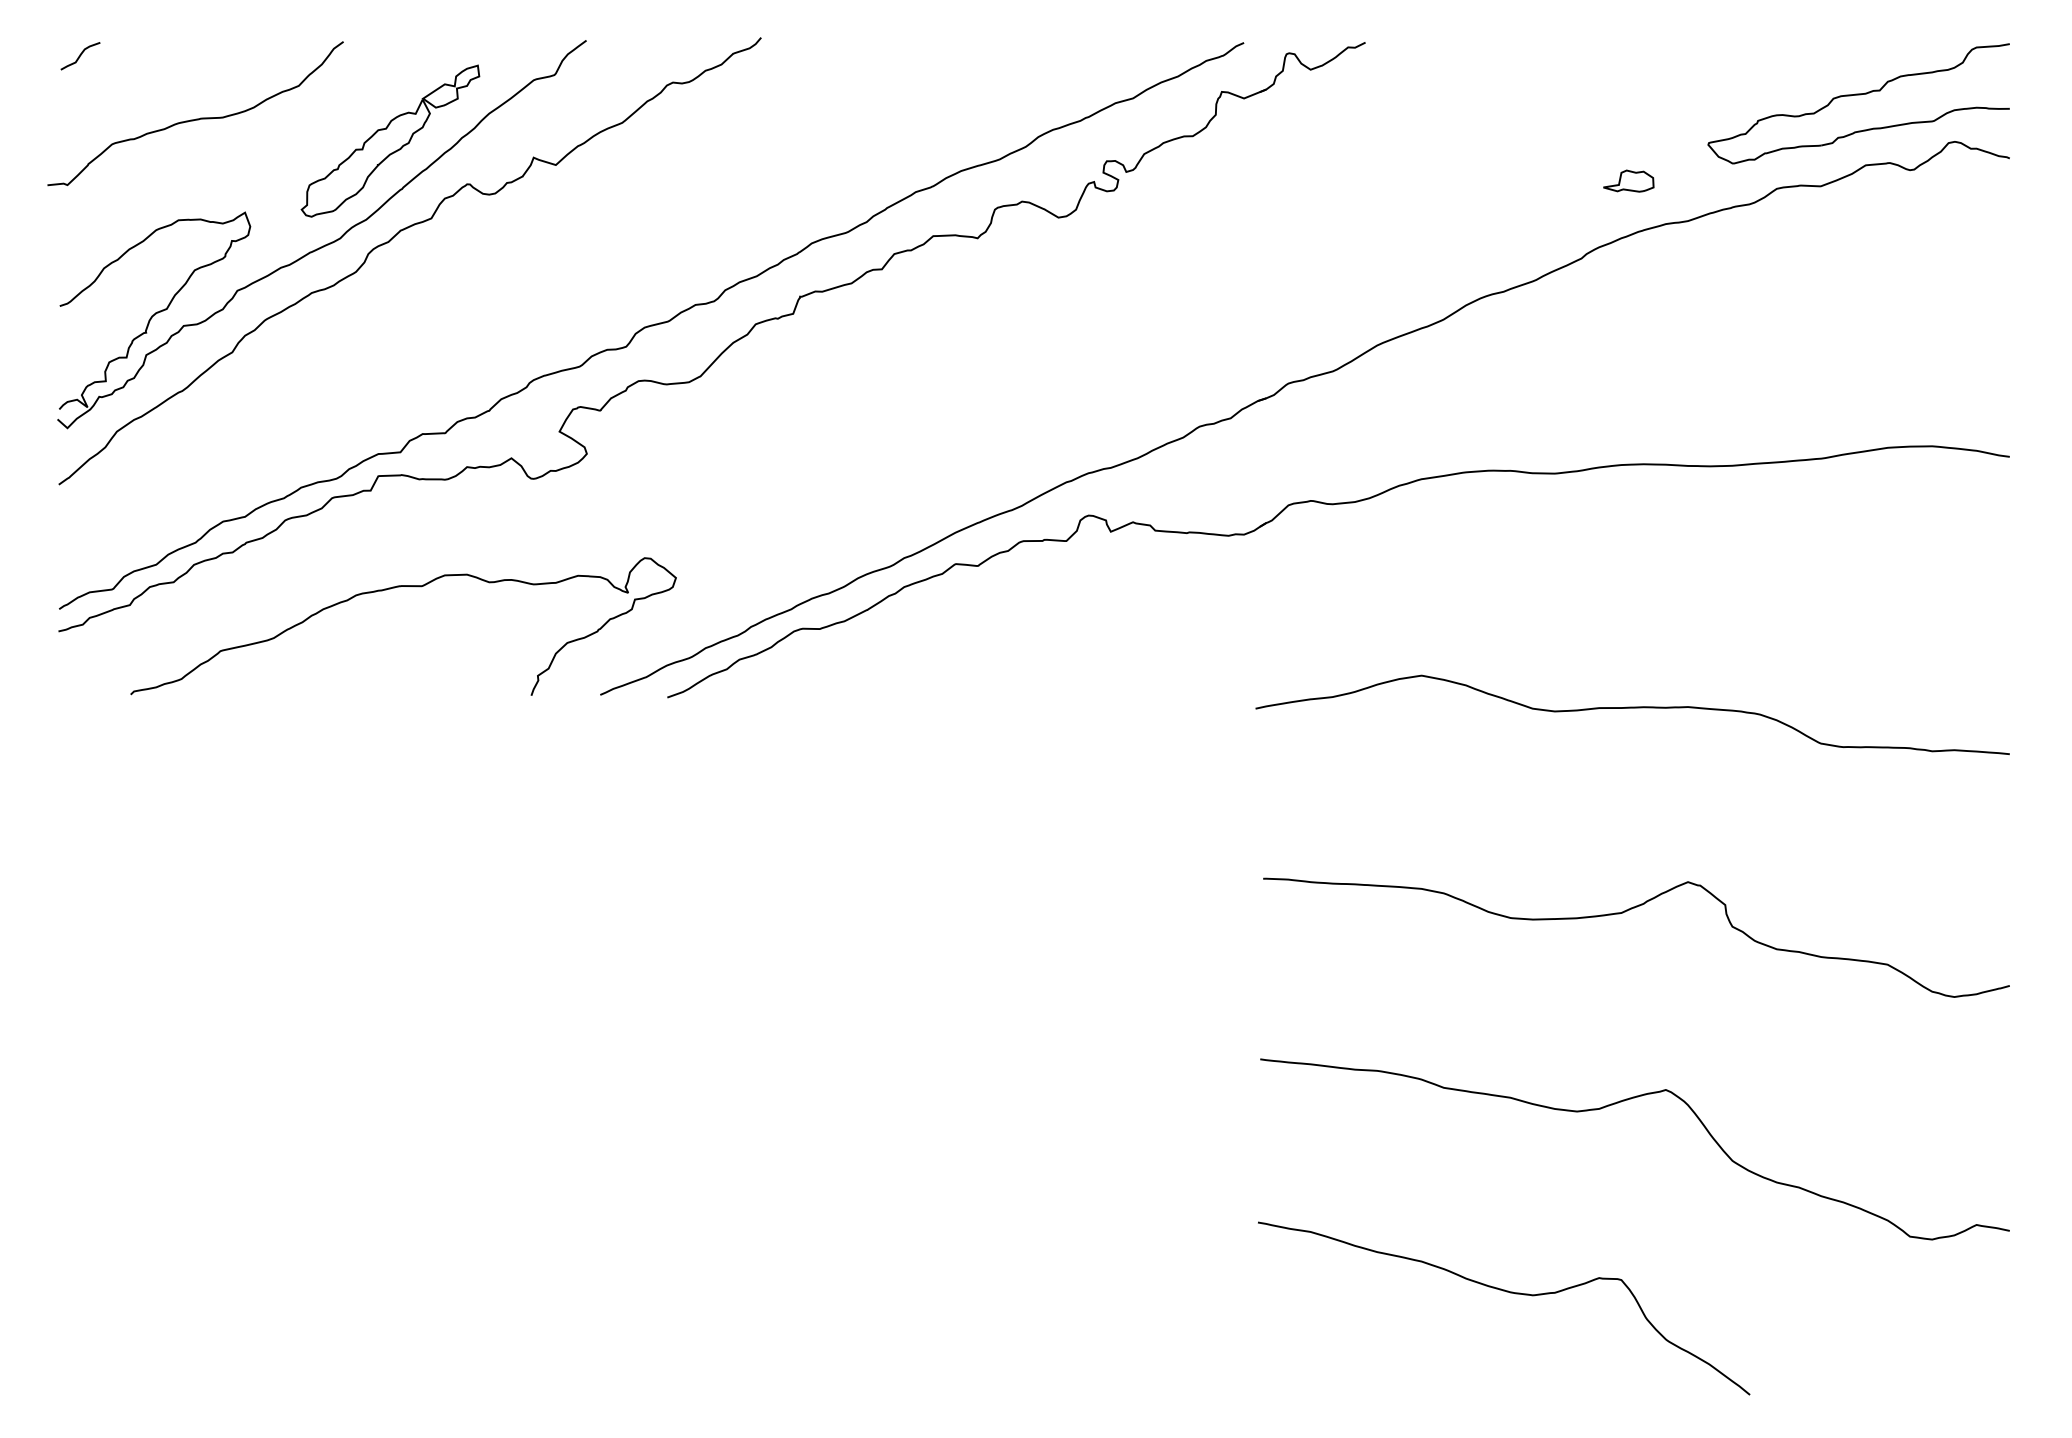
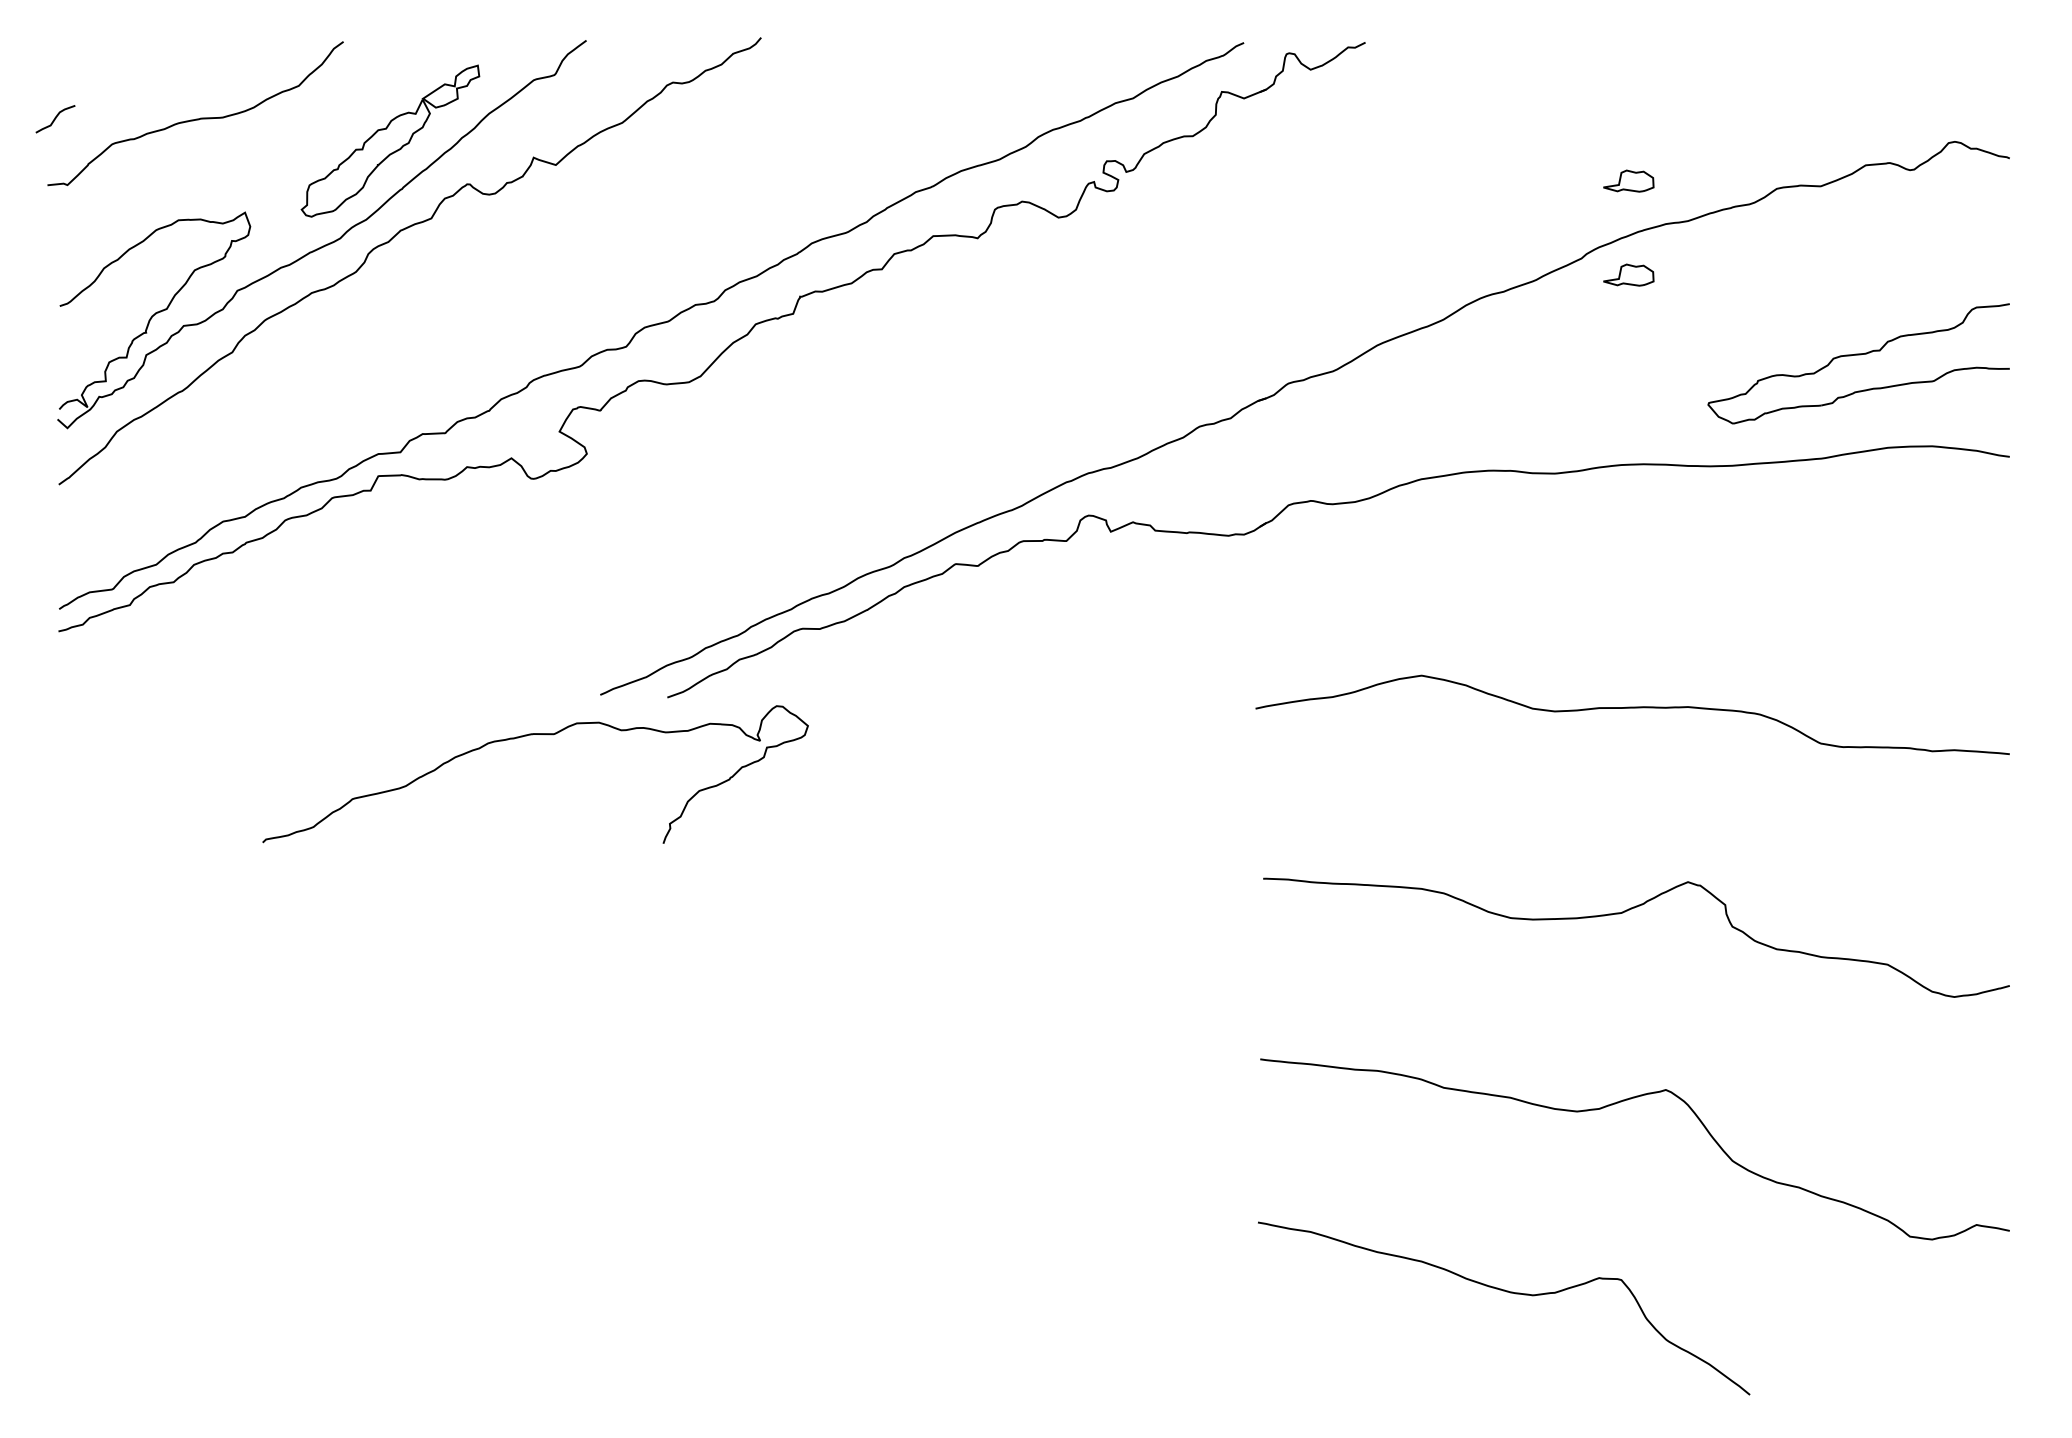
curve position: (80, 56) -> (55, 119) (55, 119)
part position: (1858, 95) -> (1858, 355) (1858, 355)
part: none -> present (1628, 274)
curve position: (394, 588) -> (526, 736) (526, 736)
